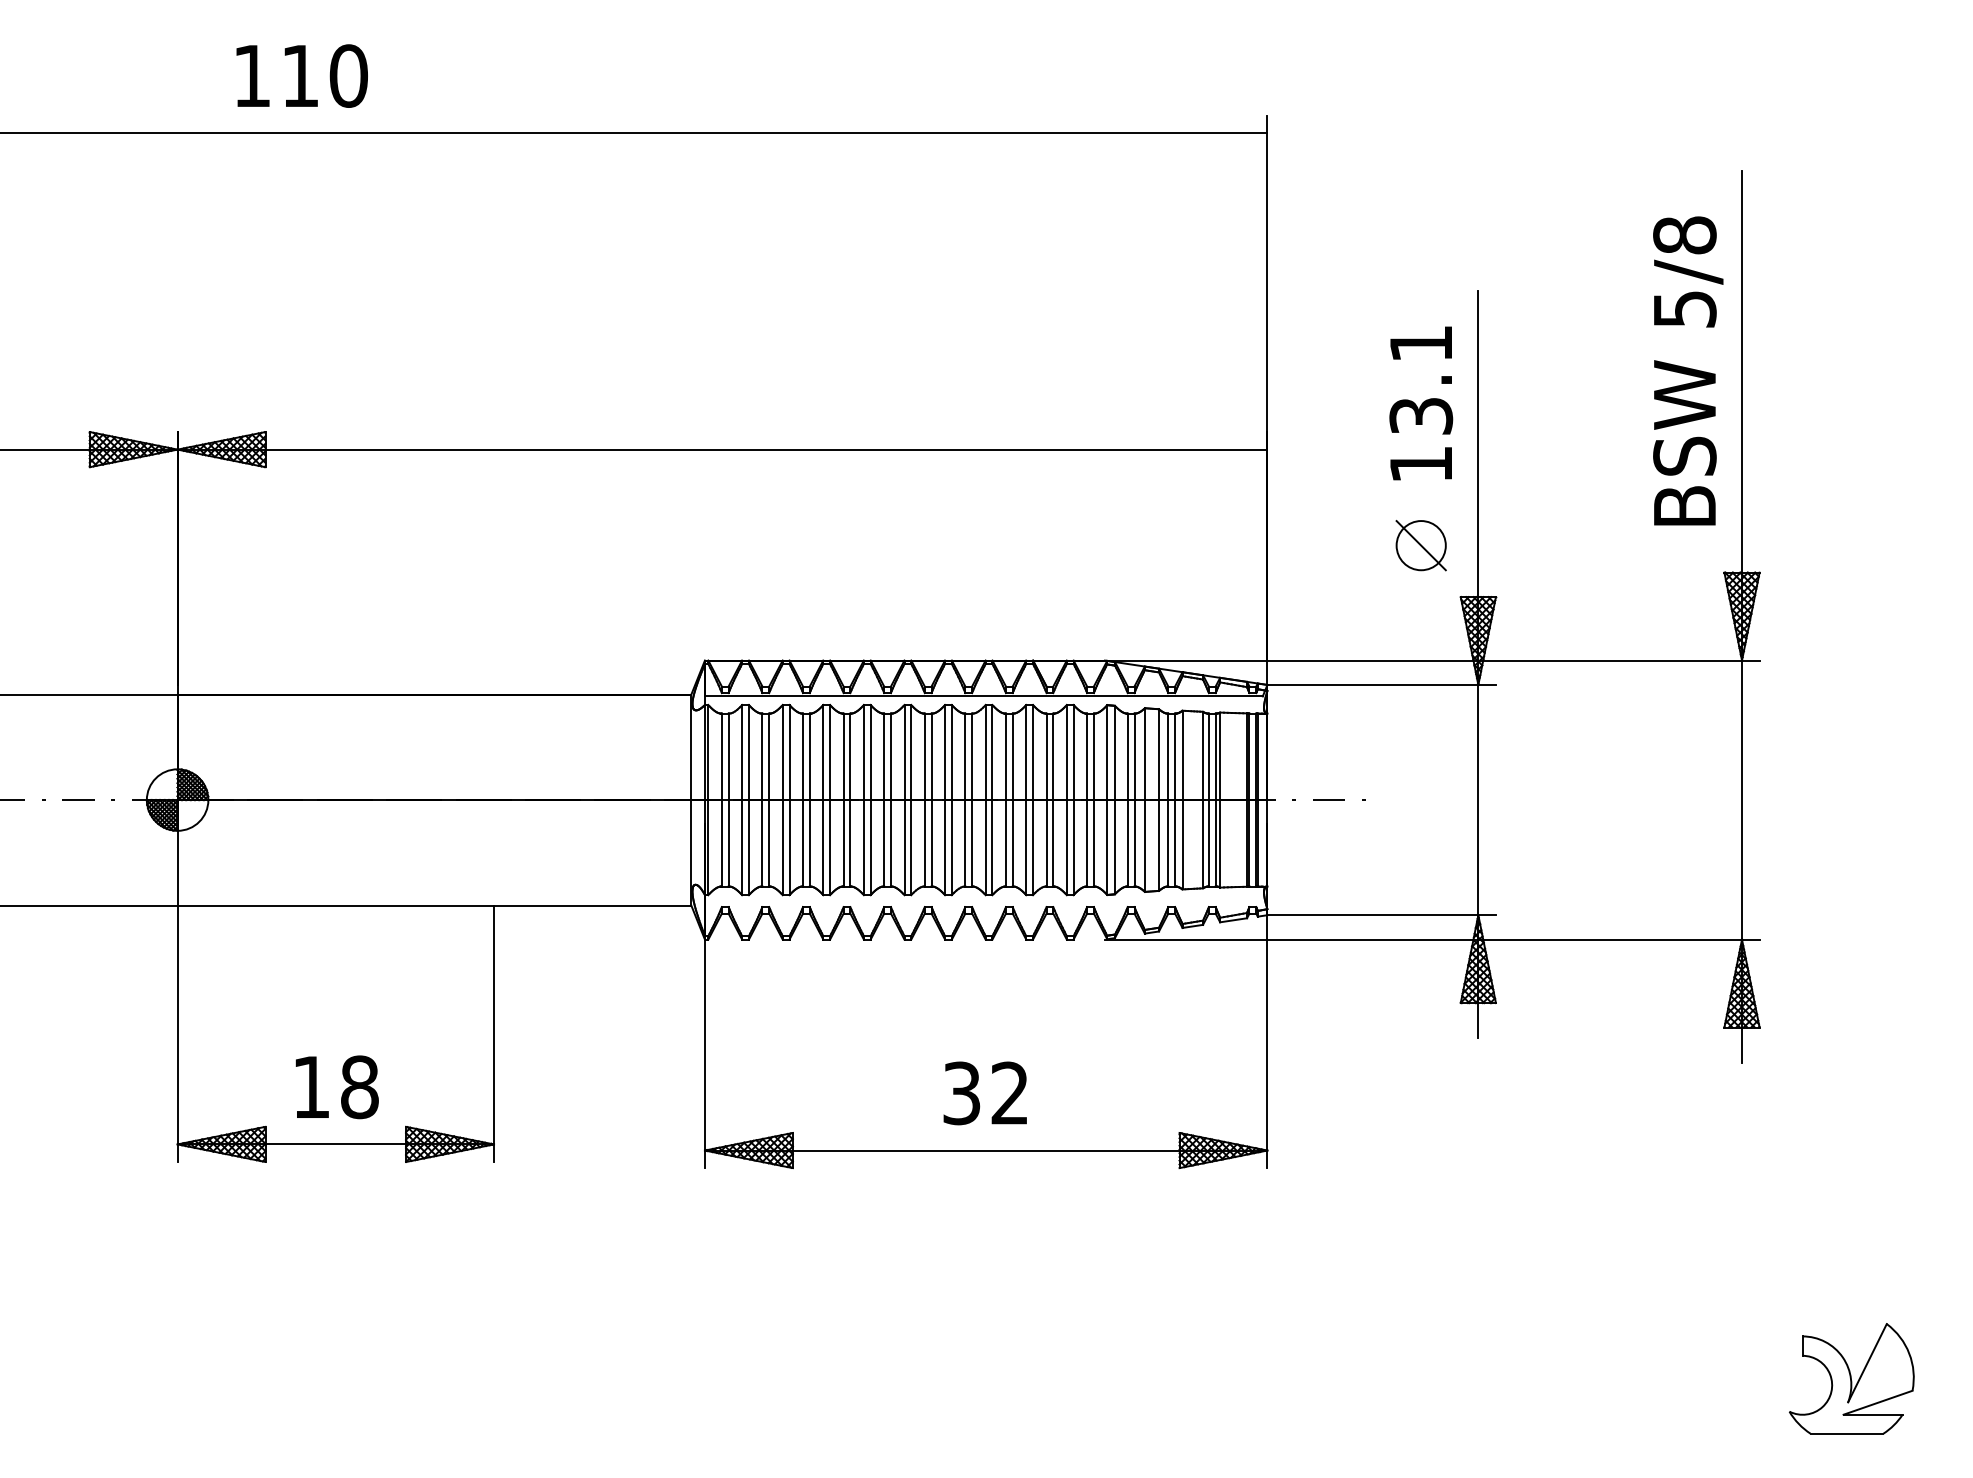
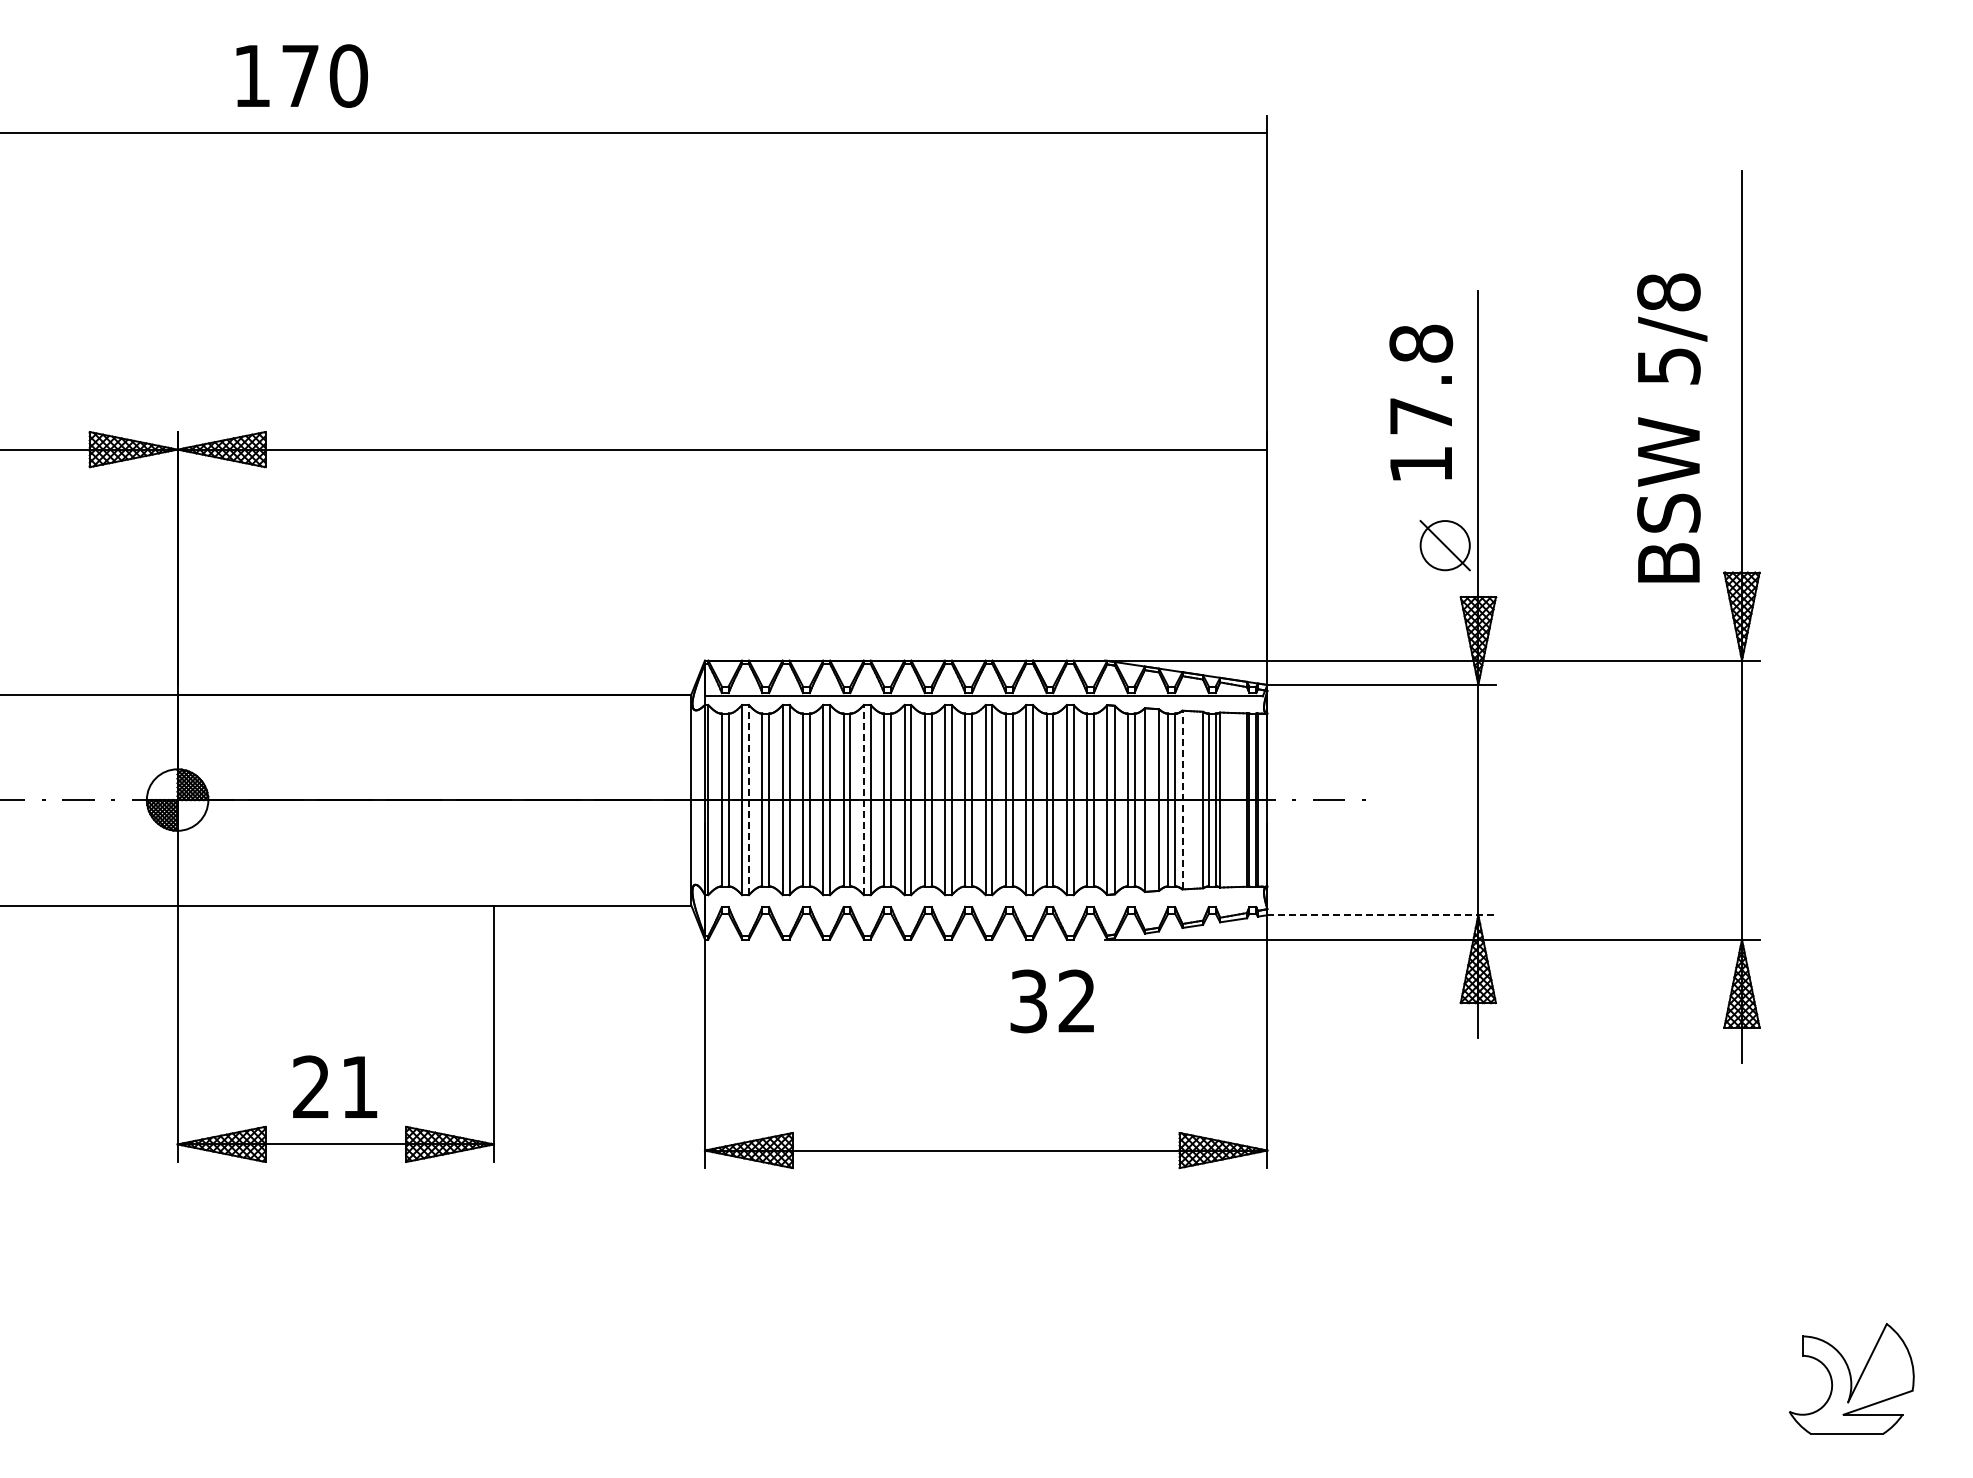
text: 110 -> 170 (300, 75)
text position: (1688, 370) -> (1672, 427) (1672, 427)
text: 13.1 -> 17.8 (1421, 379)
part position: (1420, 545) -> (1444, 545) (1444, 545)
line: solid -> dashed (748, 799)
line: solid -> dashed (863, 799)
line: solid -> dashed (1182, 799)
line: solid -> dashed (1382, 915)
text: 18 -> 21 (335, 1087)
text position: (984, 1093) -> (1051, 1001) (1051, 1001)
